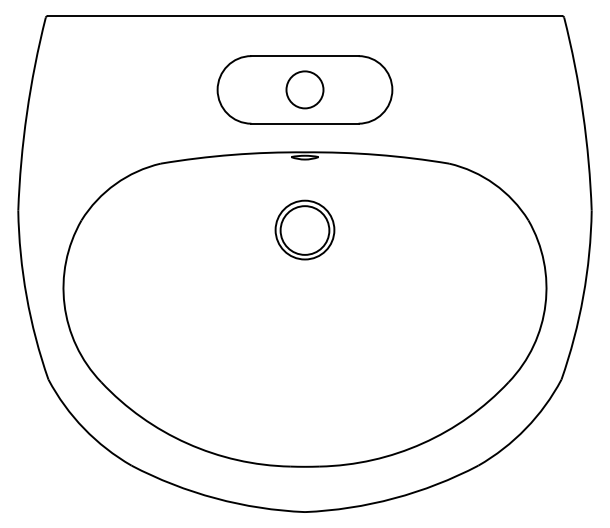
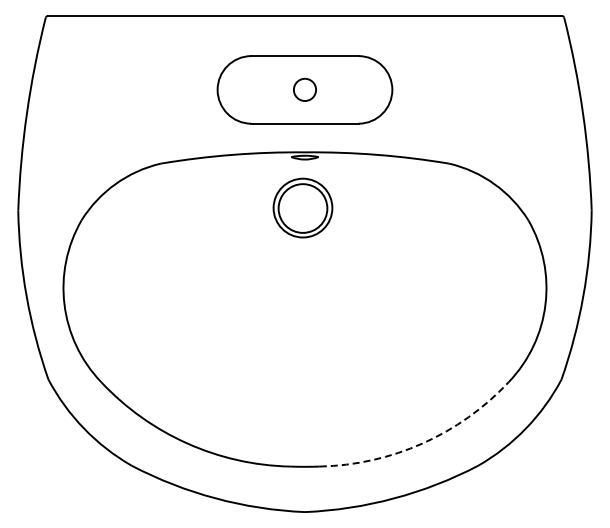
circle diameter: 37 px -> 22 px (304, 89)
part position: (304, 229) -> (302, 207) (302, 207)
arc: solid -> dashed (422, 443)
